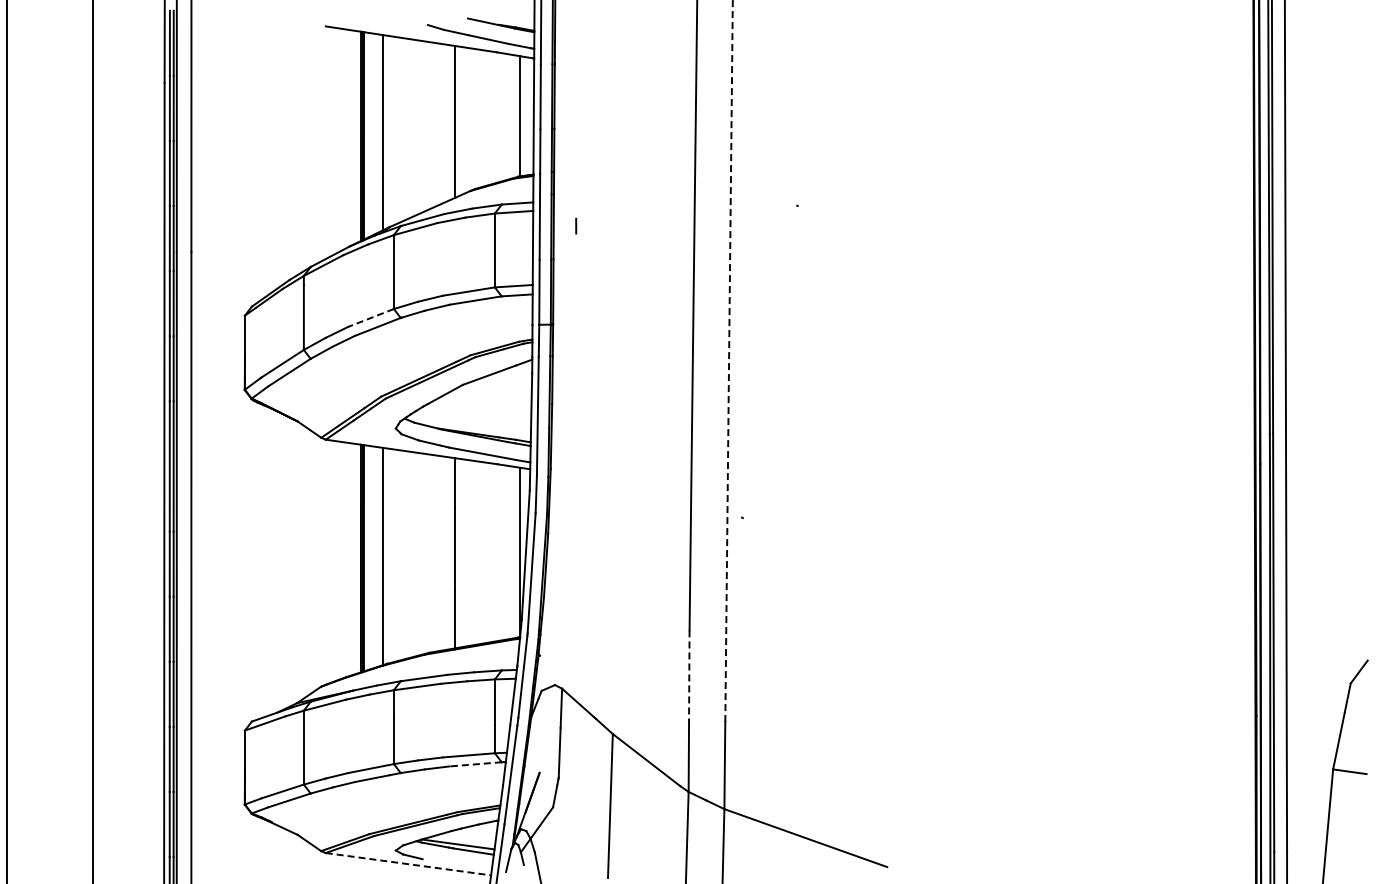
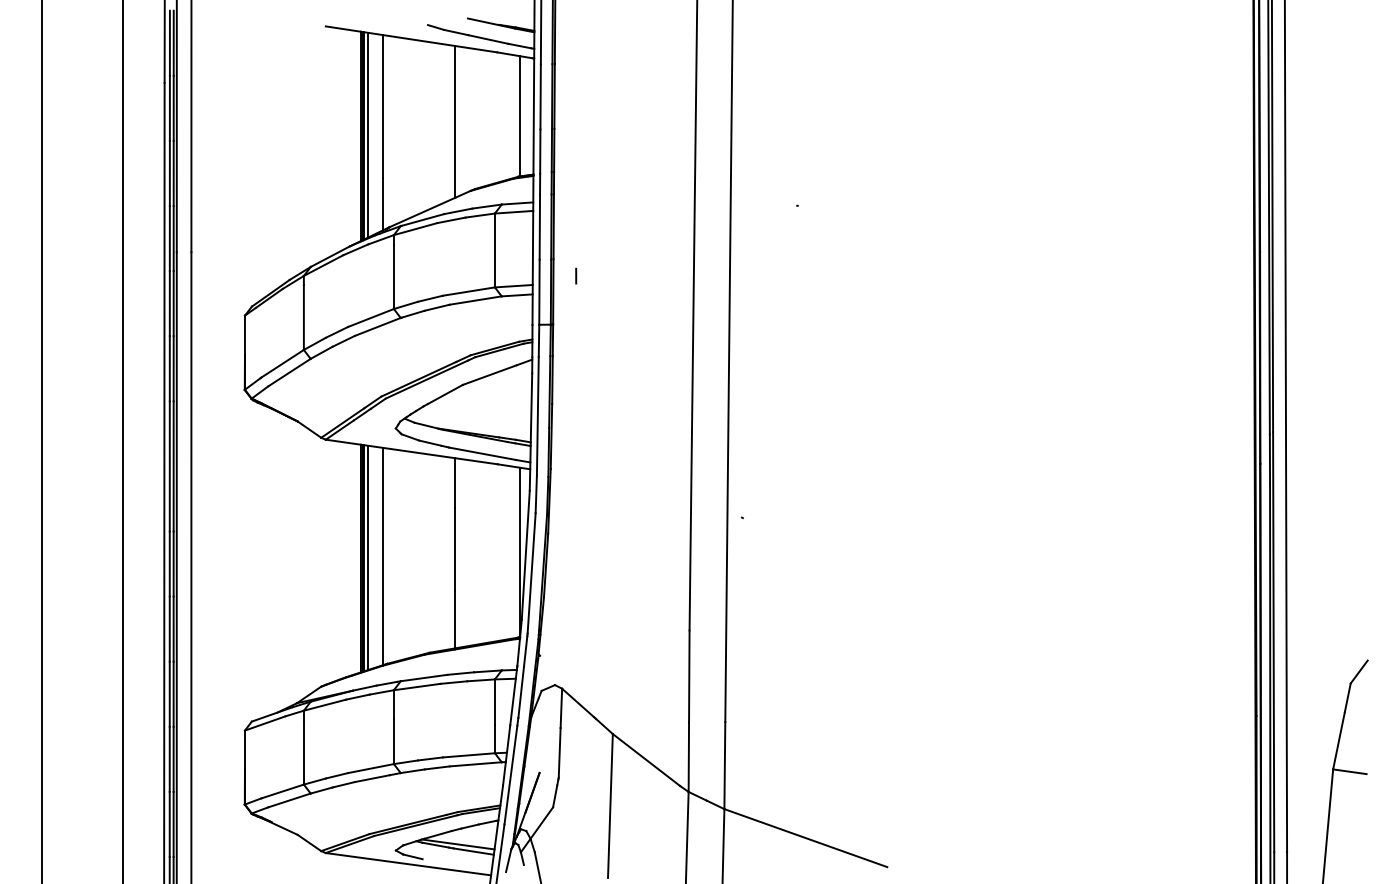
line: none -> present (368, 134)
line position: (576, 225) -> (576, 275) (576, 275)
line: dashed -> solid (371, 317)
line: dashed -> solid (729, 361)
line position: (6, 441) -> (41, 441) (41, 441)
line position: (92, 441) -> (122, 441) (122, 441)
line: none -> present (368, 557)
line: dashed -> solid (689, 676)
line: dashed -> solid (475, 764)
line: dashed -> solid (408, 864)
